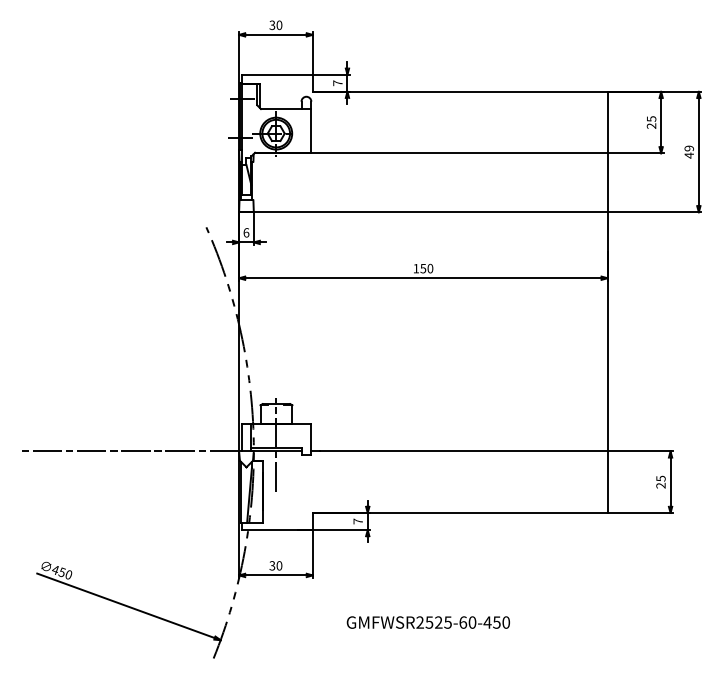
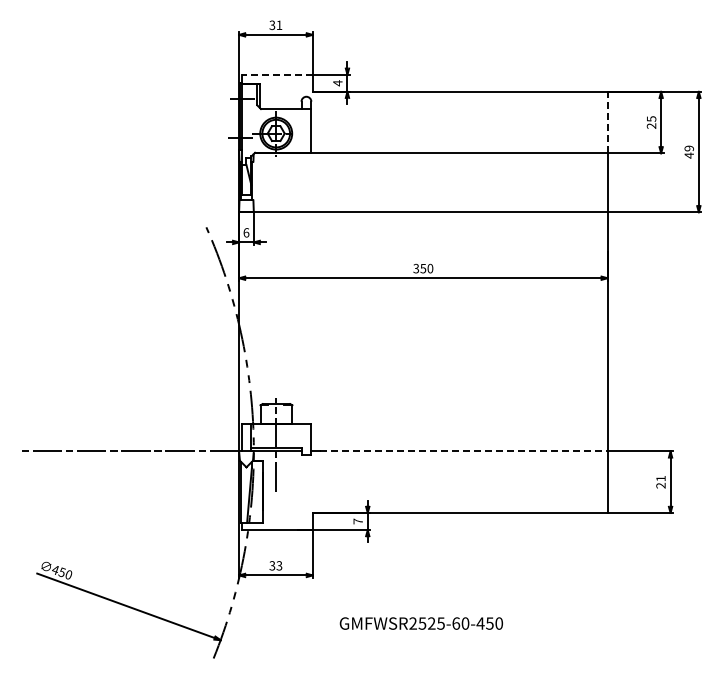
text: 30 -> 31 (279, 25)
line: solid -> dashed (277, 74)
text: 7 -> 4 (337, 83)
line: solid -> dashed (607, 122)
text: 150 -> 350 (416, 268)
line: solid -> dashed (463, 451)
text: 25 -> 21 (660, 478)
text: 30 -> 33 (279, 565)
text position: (427, 622) -> (420, 623) (420, 623)
